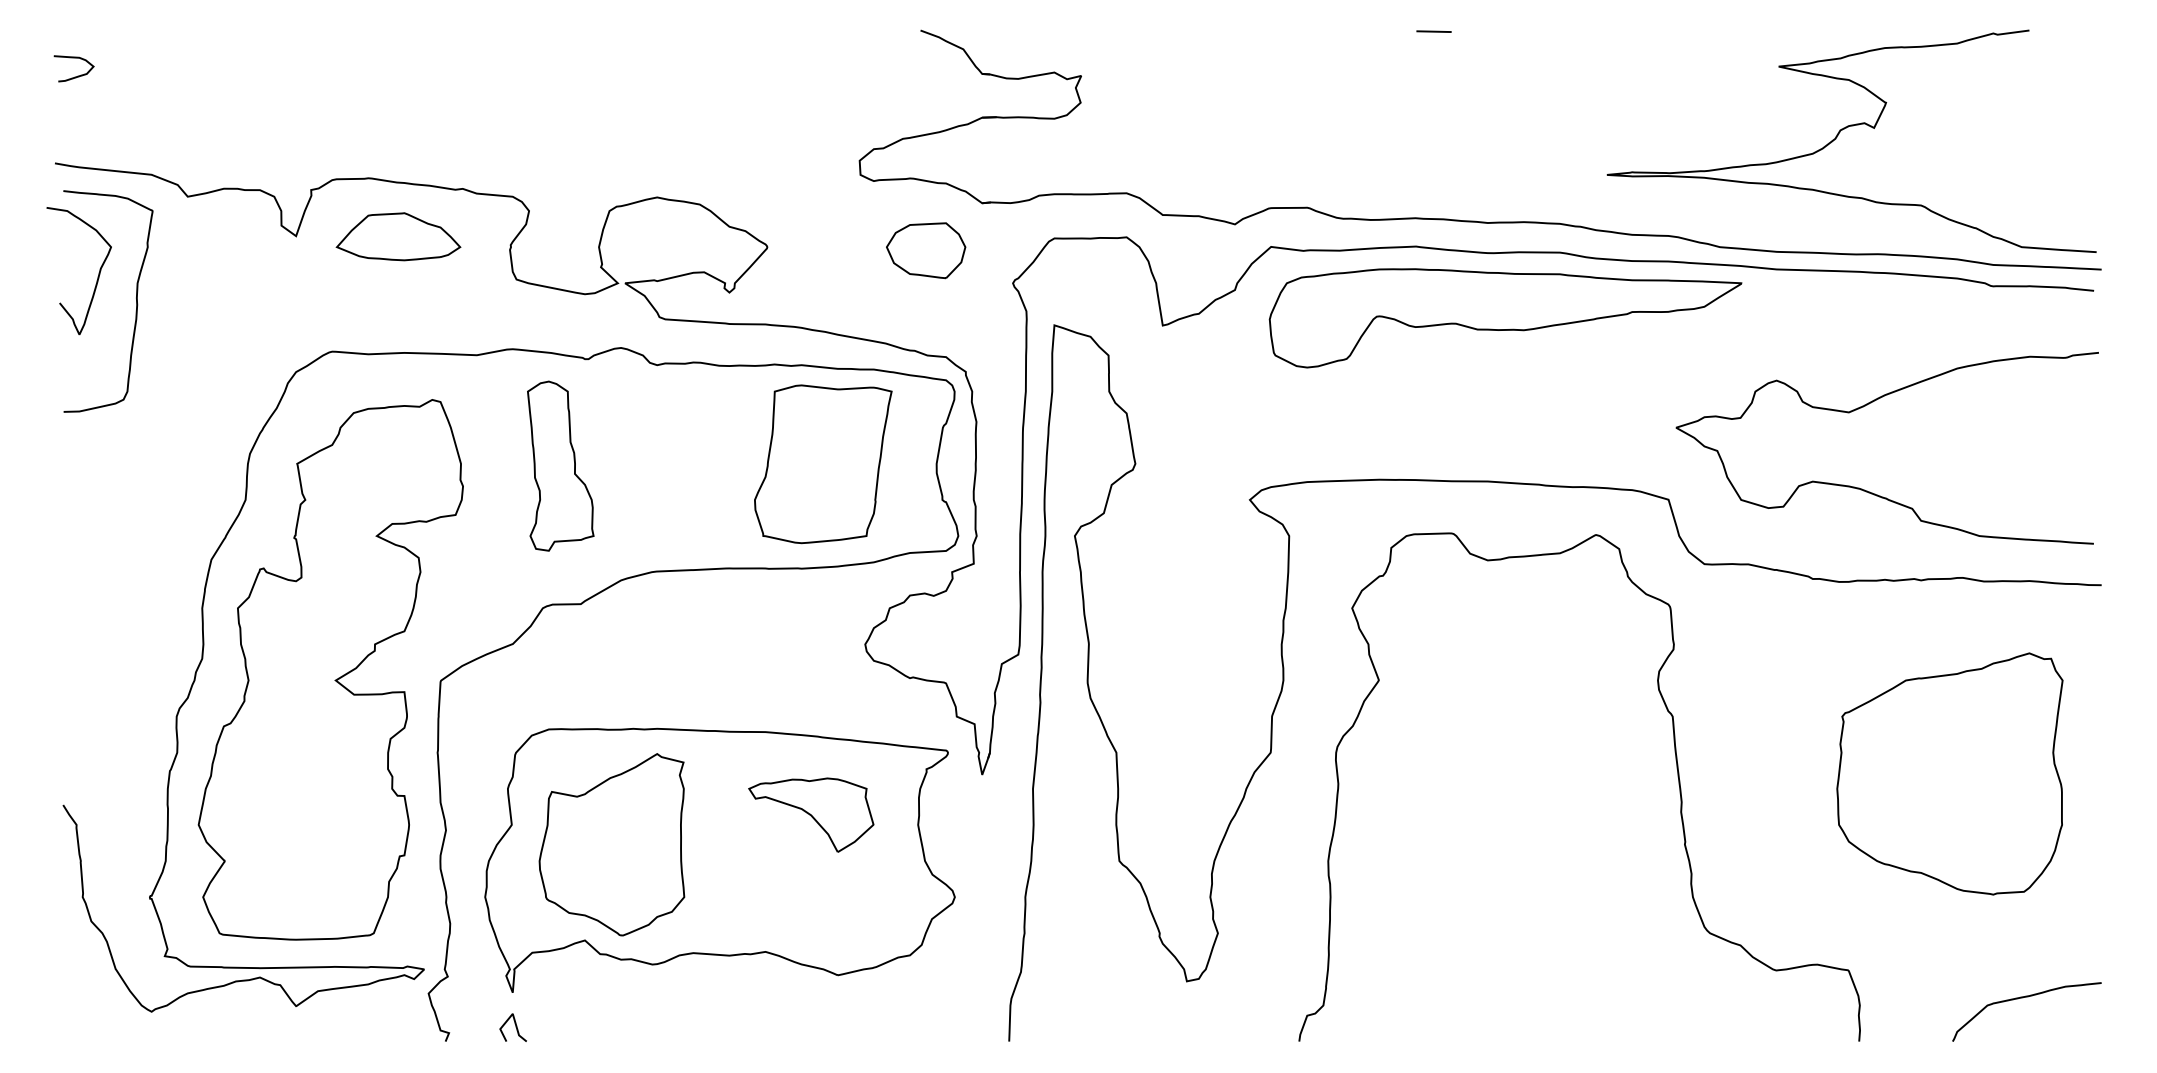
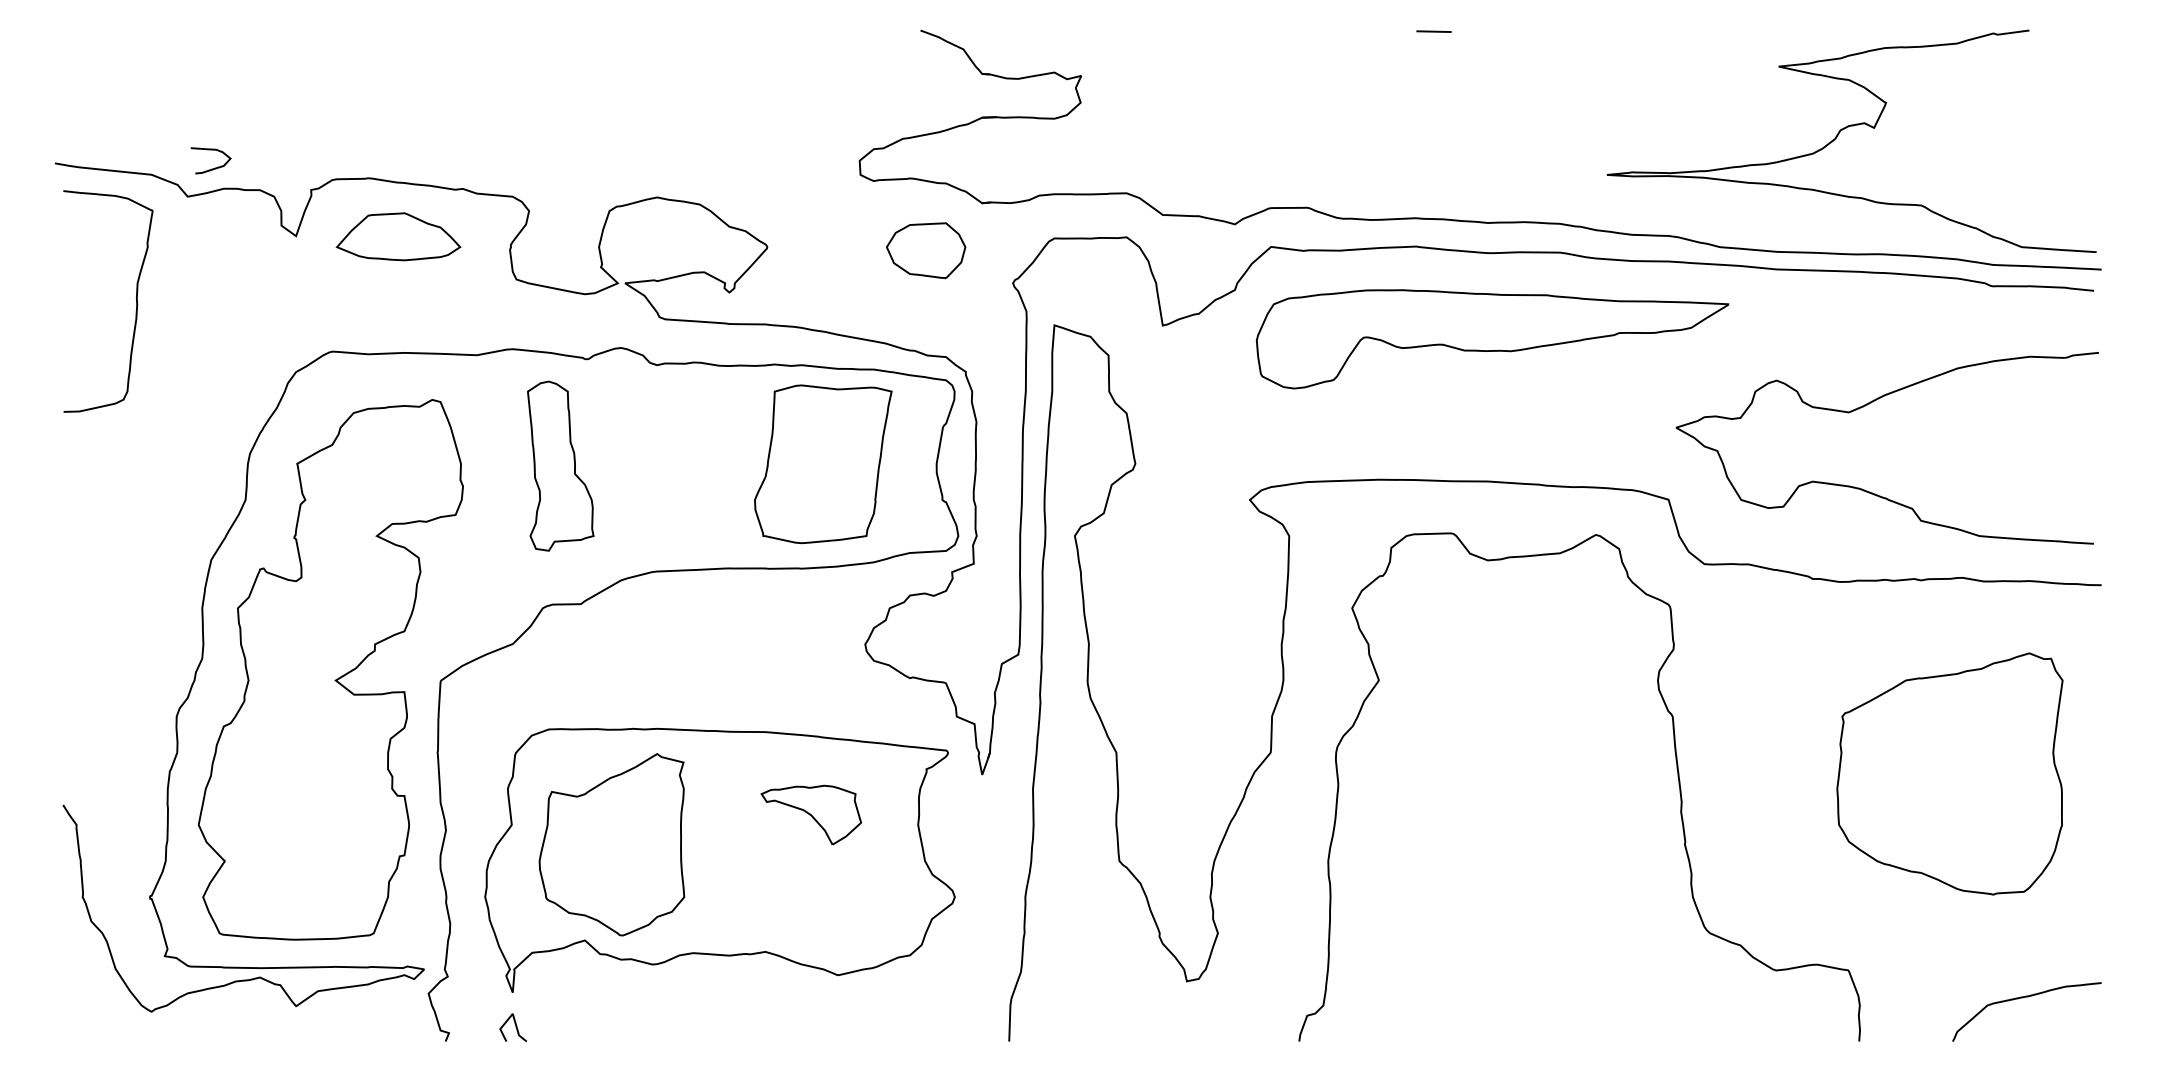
curve position: (77, 75) -> (214, 167) (214, 167)
curve: present -> none (97, 276)
part position: (1505, 318) -> (1492, 339) (1492, 339)
part size: 127x76 px -> 102x62 px (810, 814)
